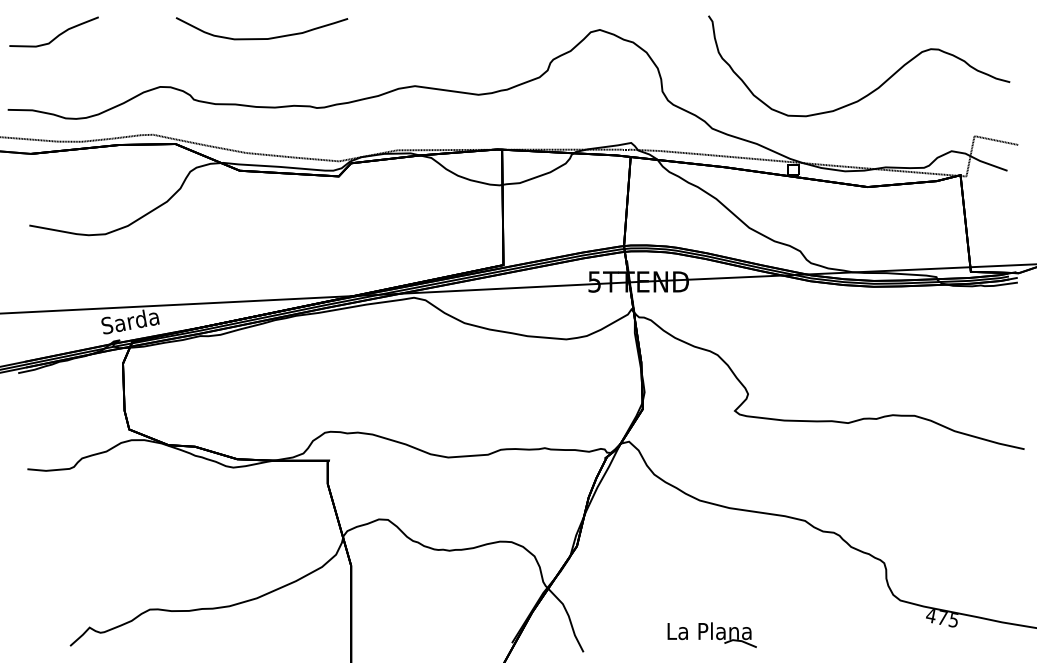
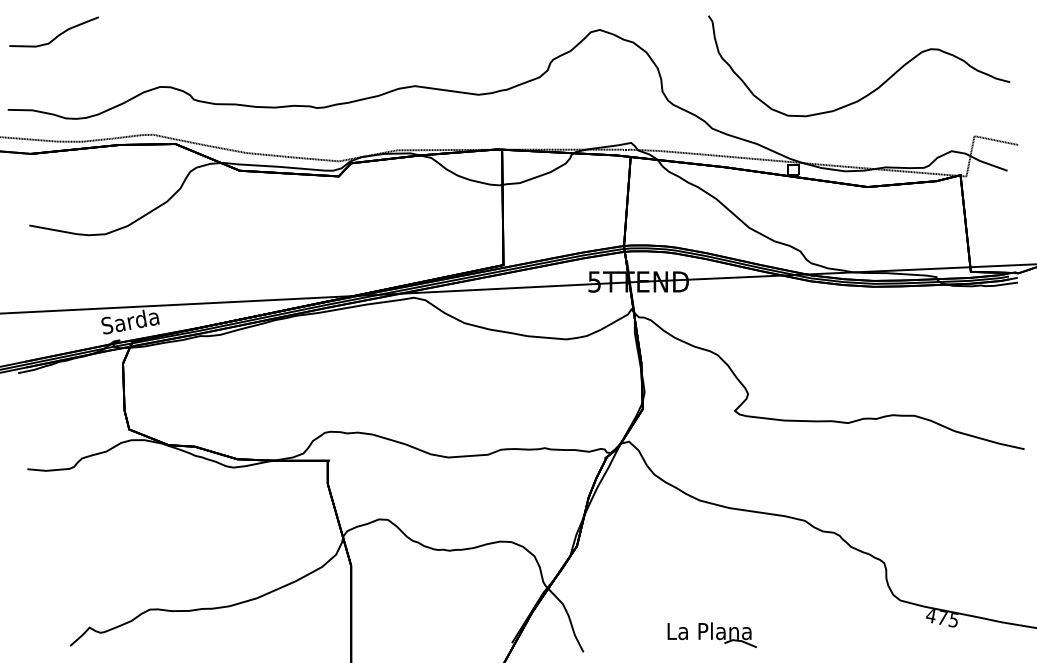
curve: present -> none (261, 38)
